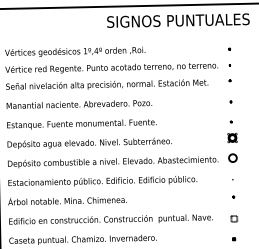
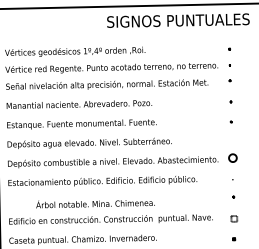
part: present -> none (232, 137)
text position: (67, 201) -> (95, 204) (95, 204)
